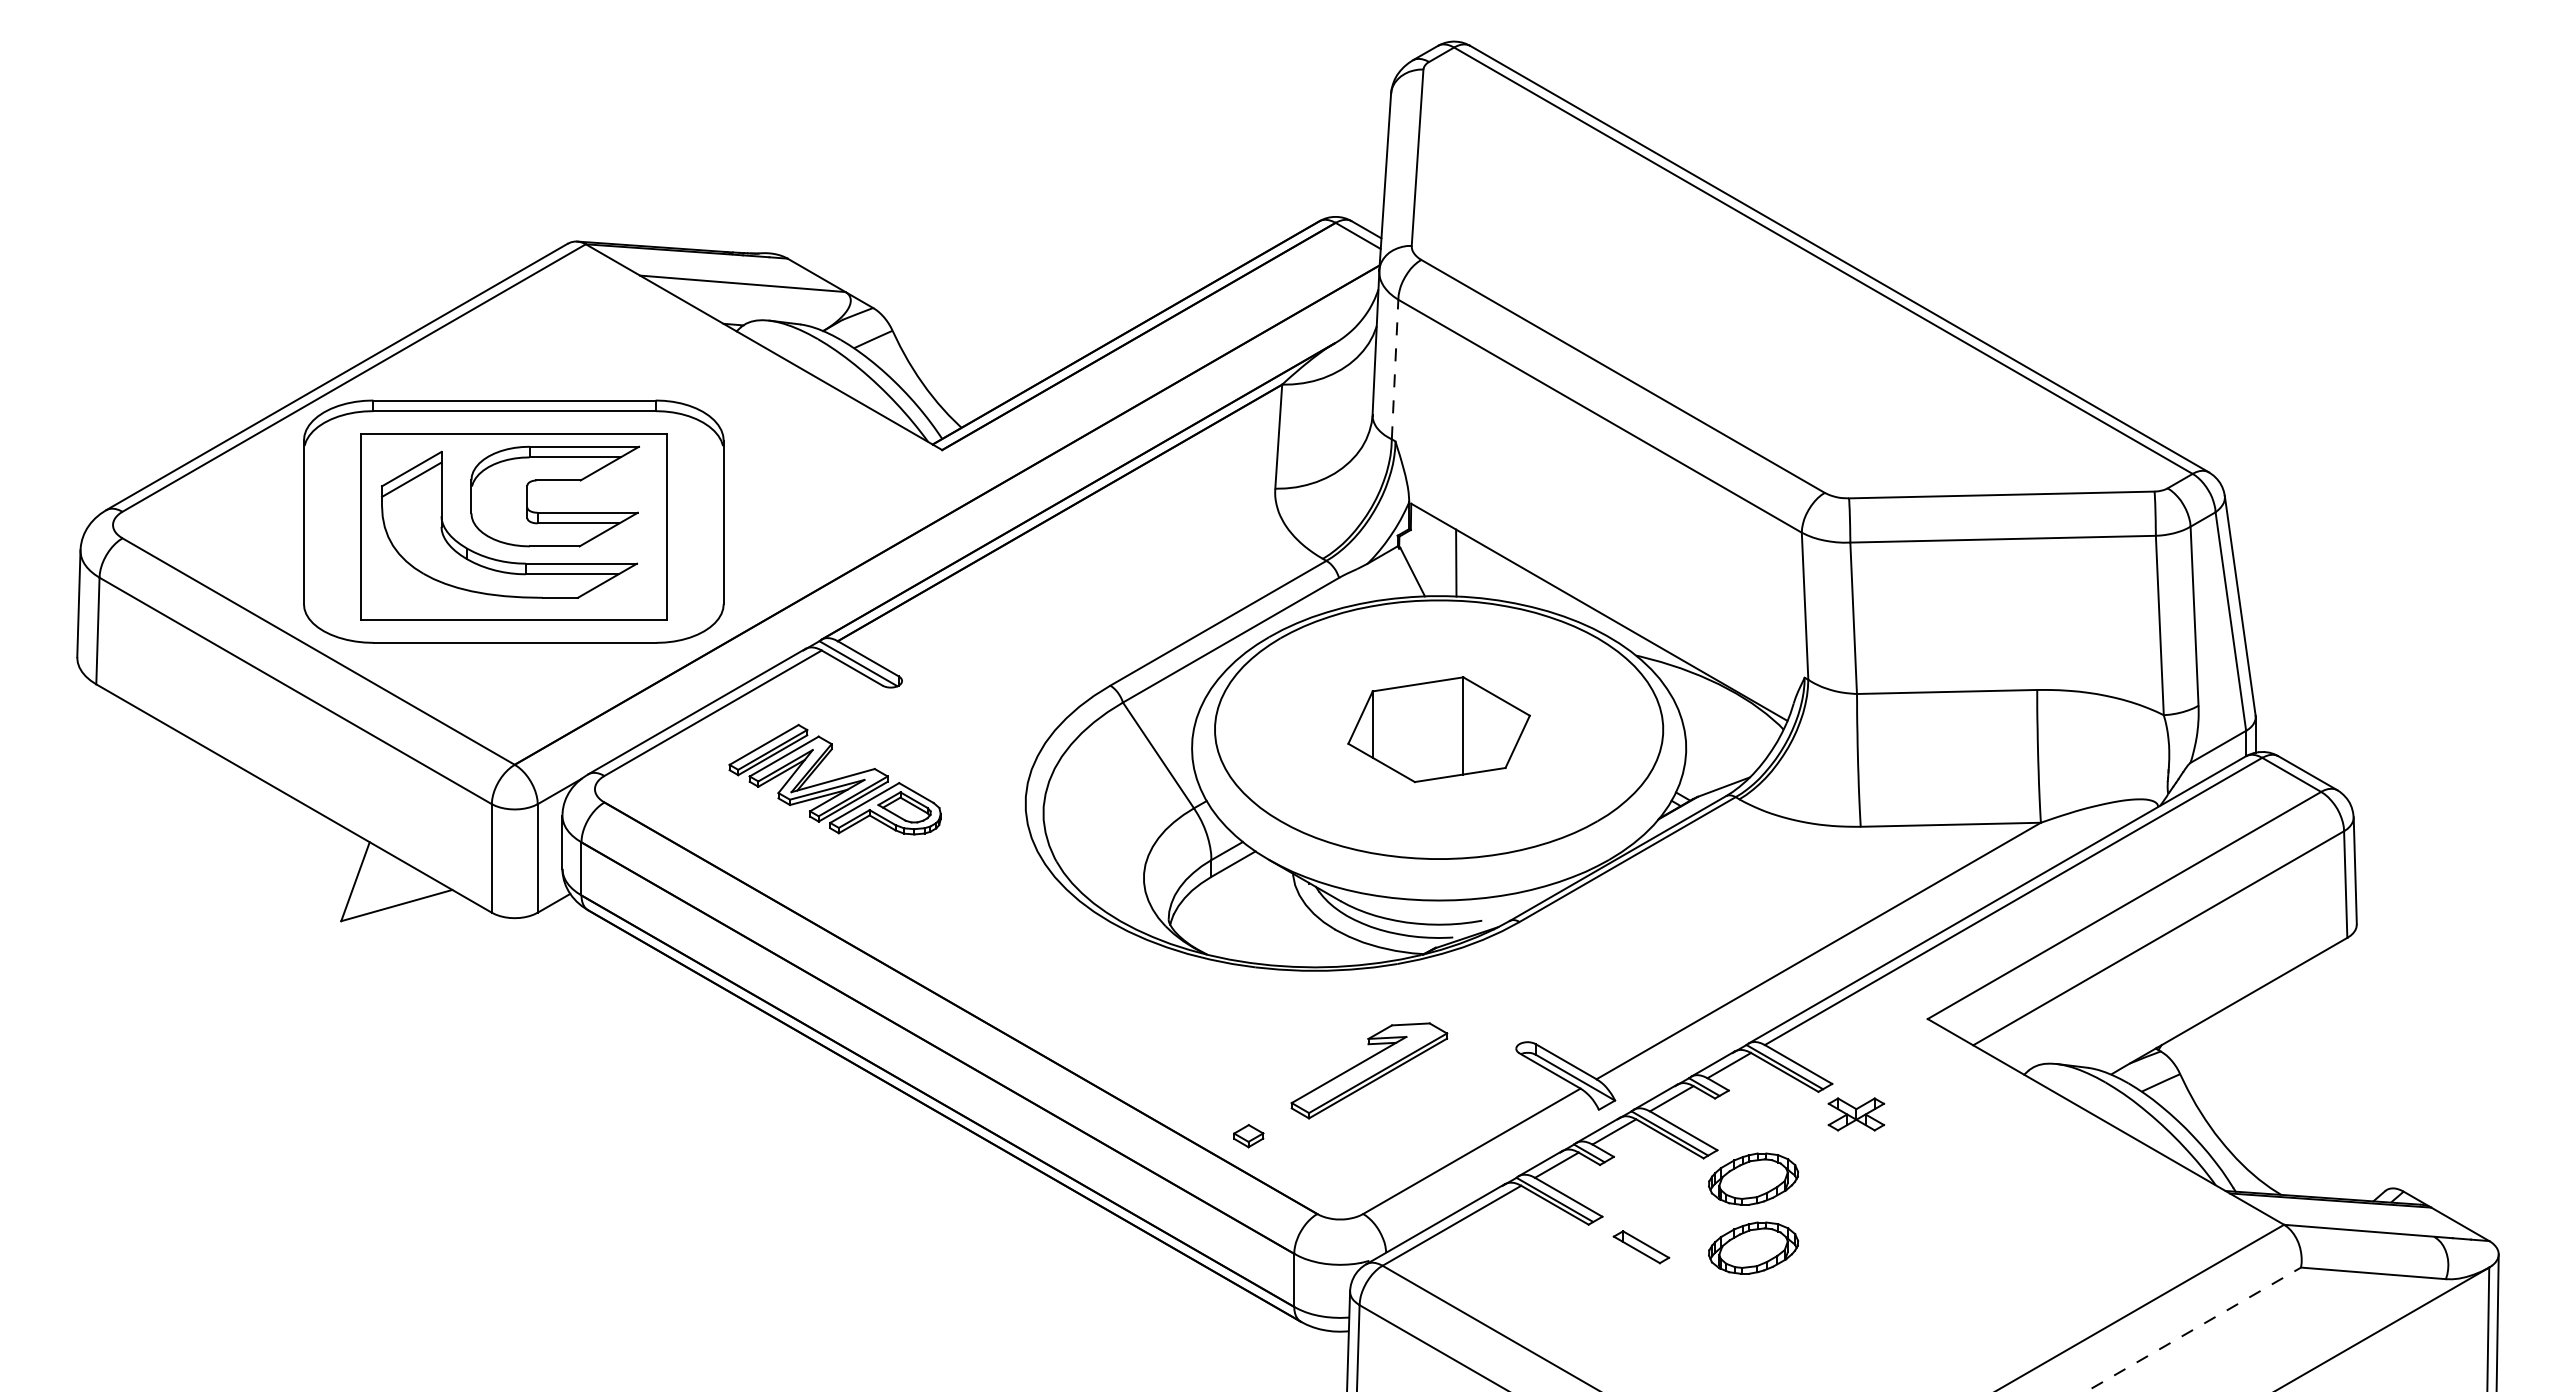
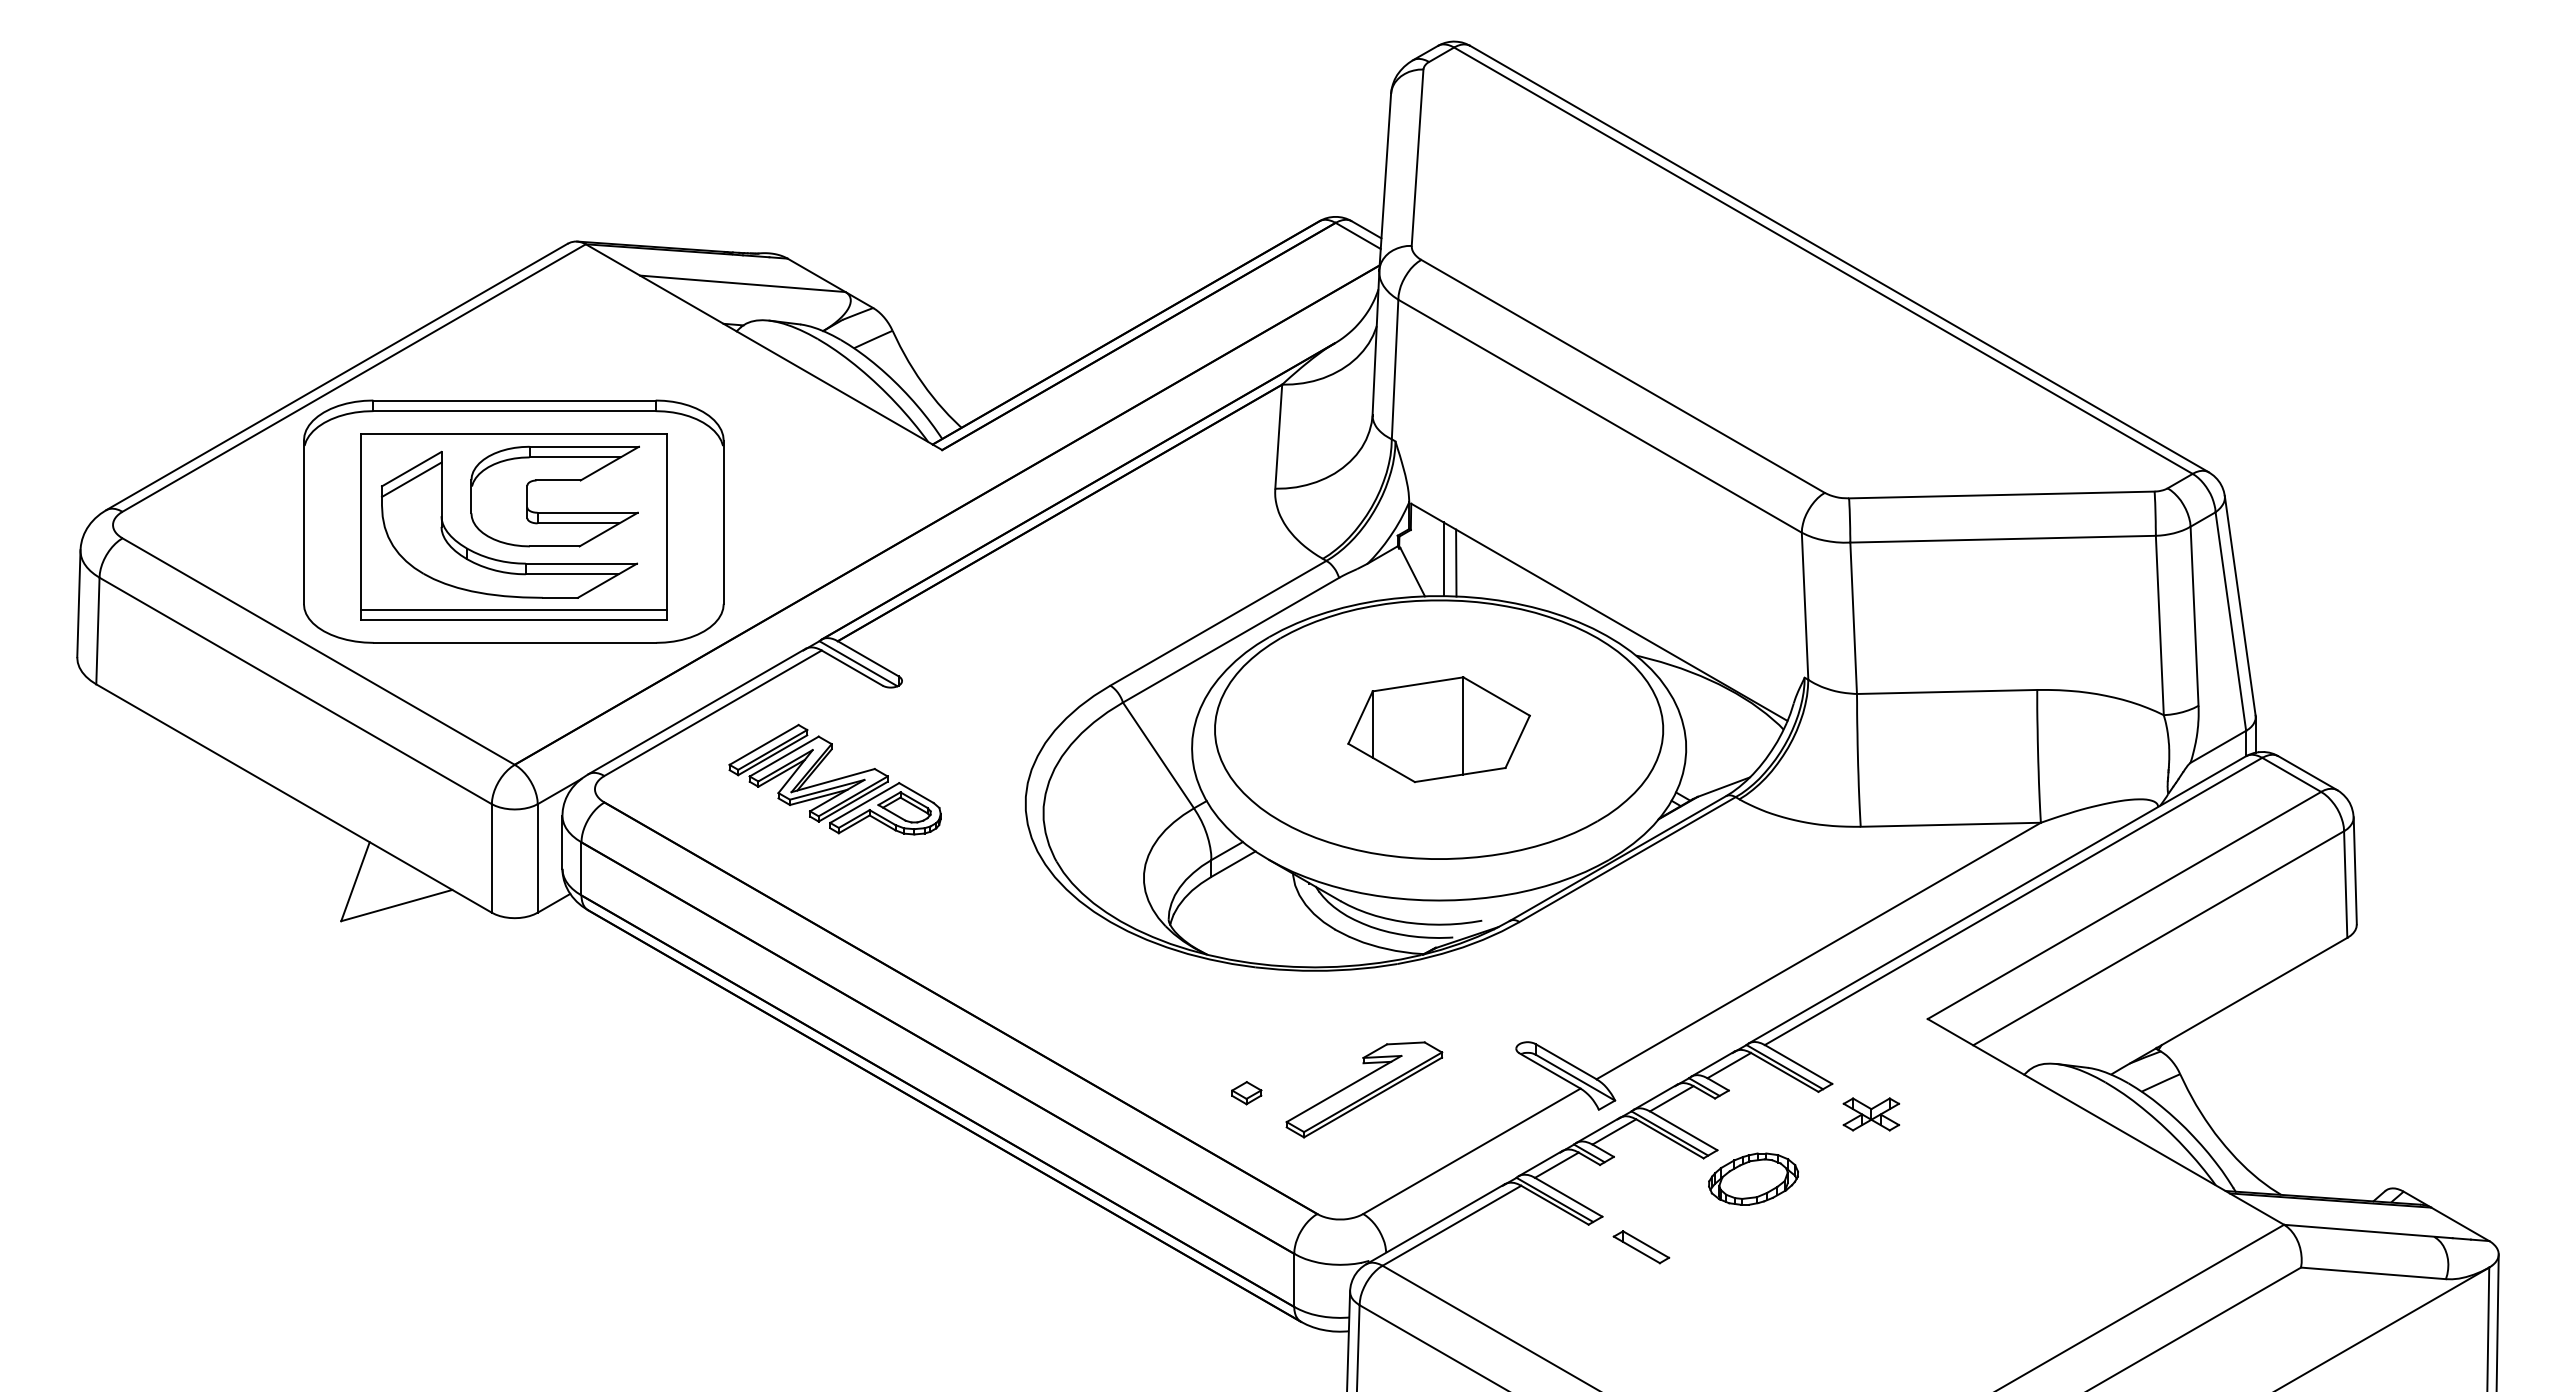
line: dashed -> solid (1395, 369)
line: none -> present (1443, 559)
line: none -> present (513, 609)
part position: (1369, 1070) -> (1364, 1089) (1364, 1089)
part position: (1856, 1114) -> (1871, 1114) (1871, 1114)
part position: (1248, 1136) -> (1246, 1093) (1246, 1093)
part: present -> none (1753, 1247)
line: dashed -> solid (2193, 1329)
